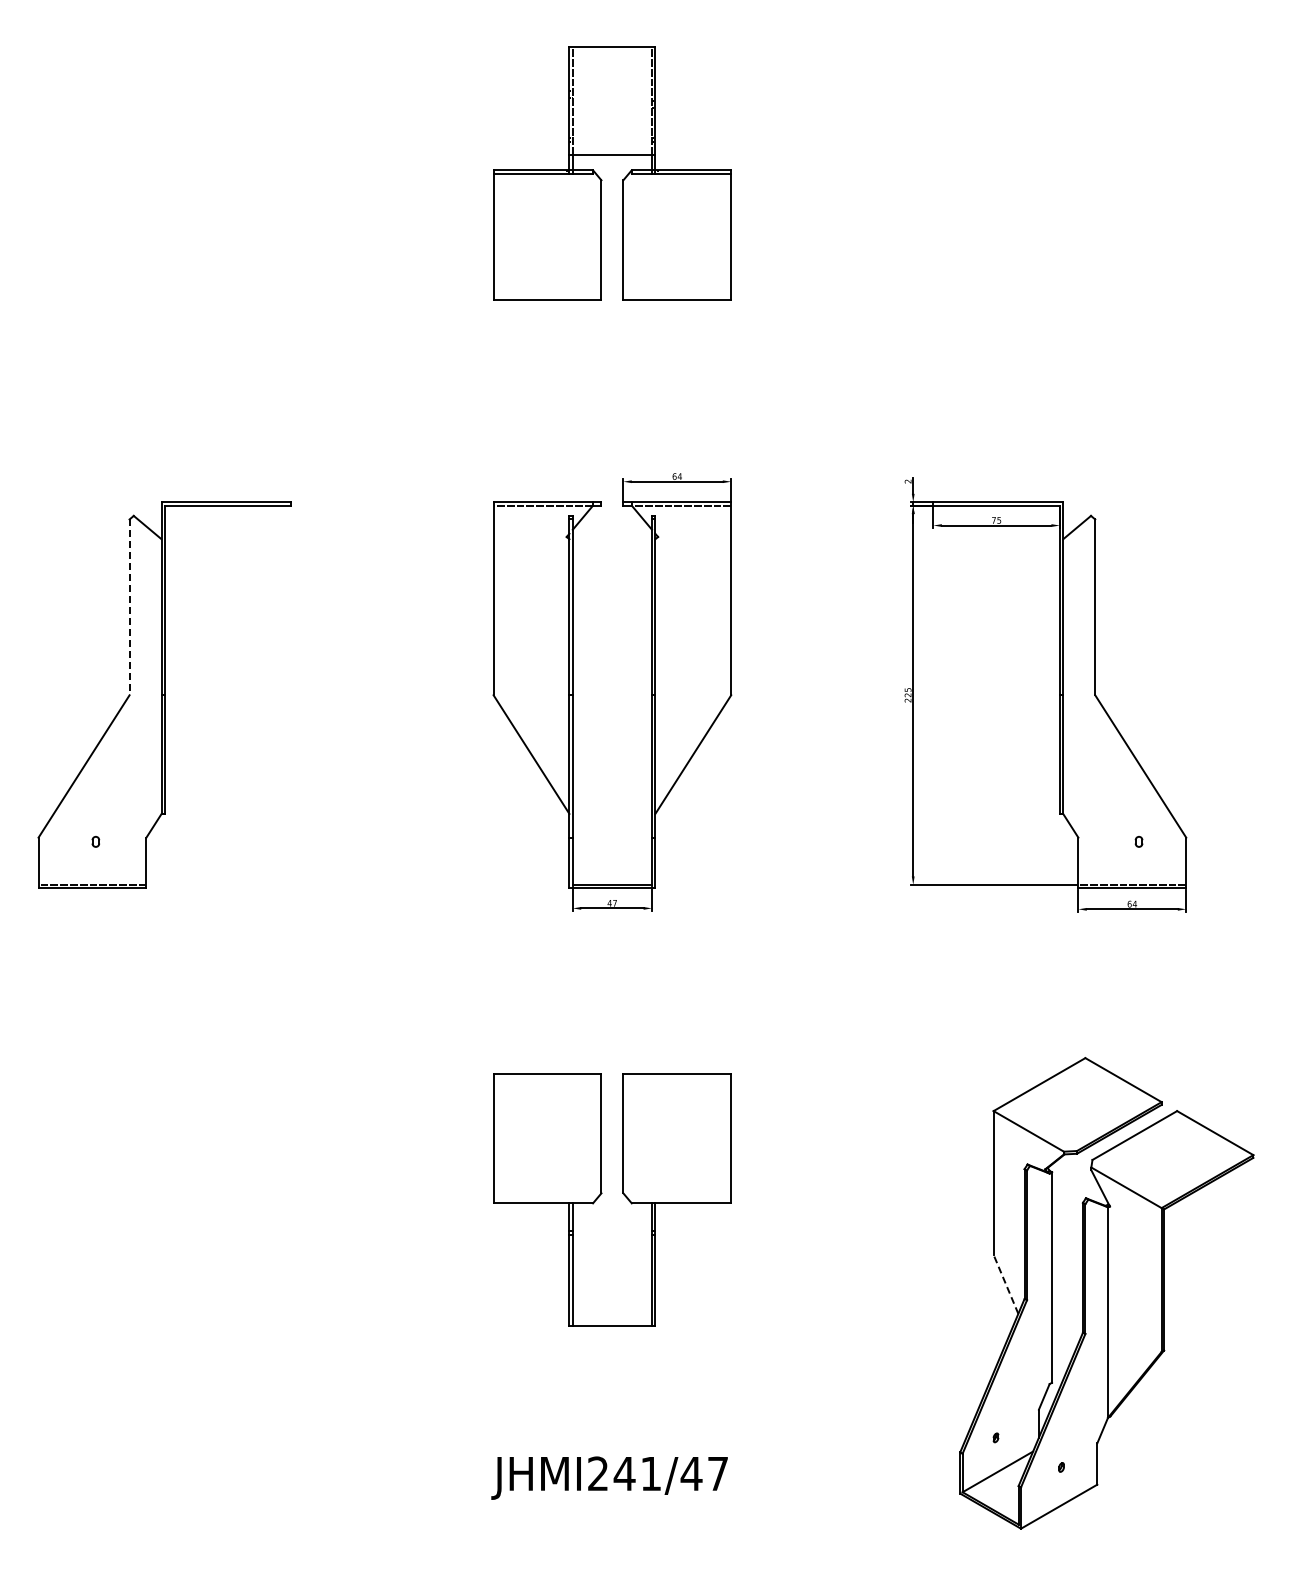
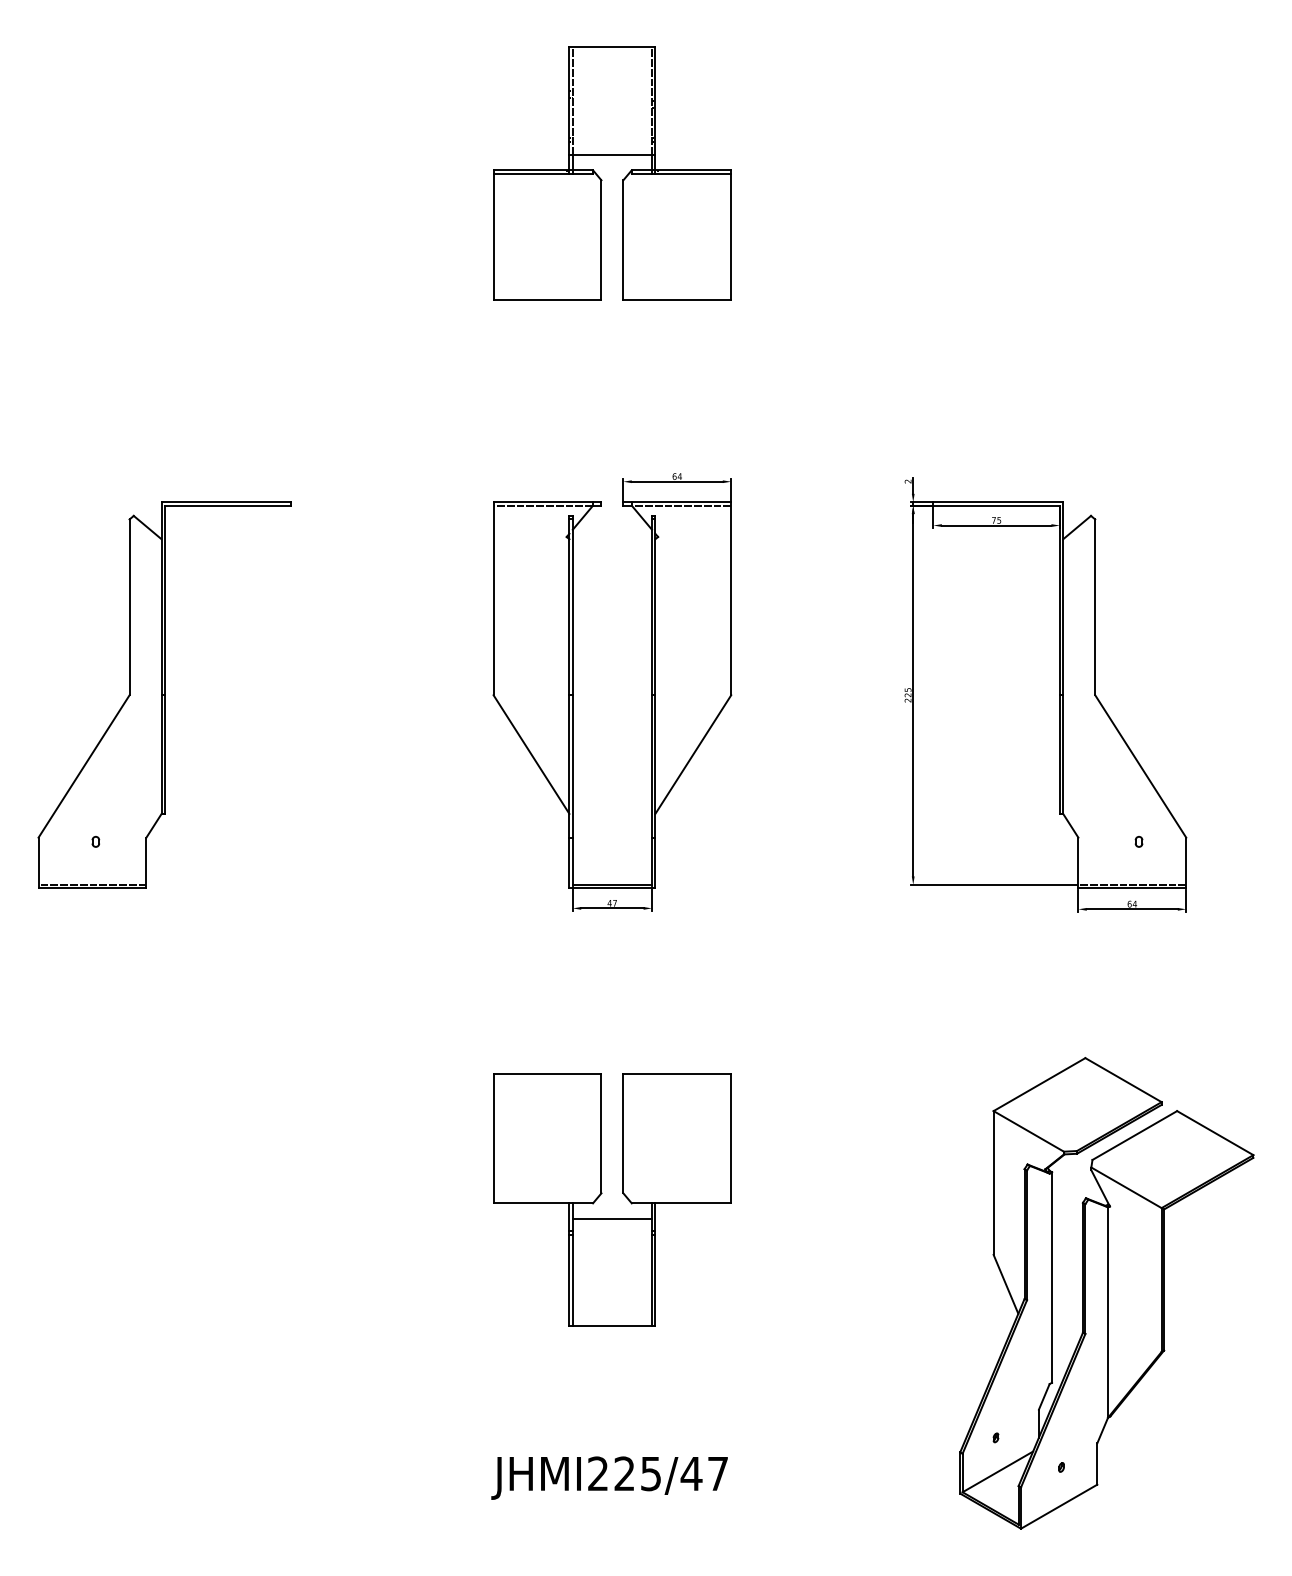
line: dashed -> solid (129, 607)
line: none -> present (612, 1218)
line: dashed -> solid (1005, 1284)
text: JHMI241/47 -> JHMI225/47 (636, 1473)
